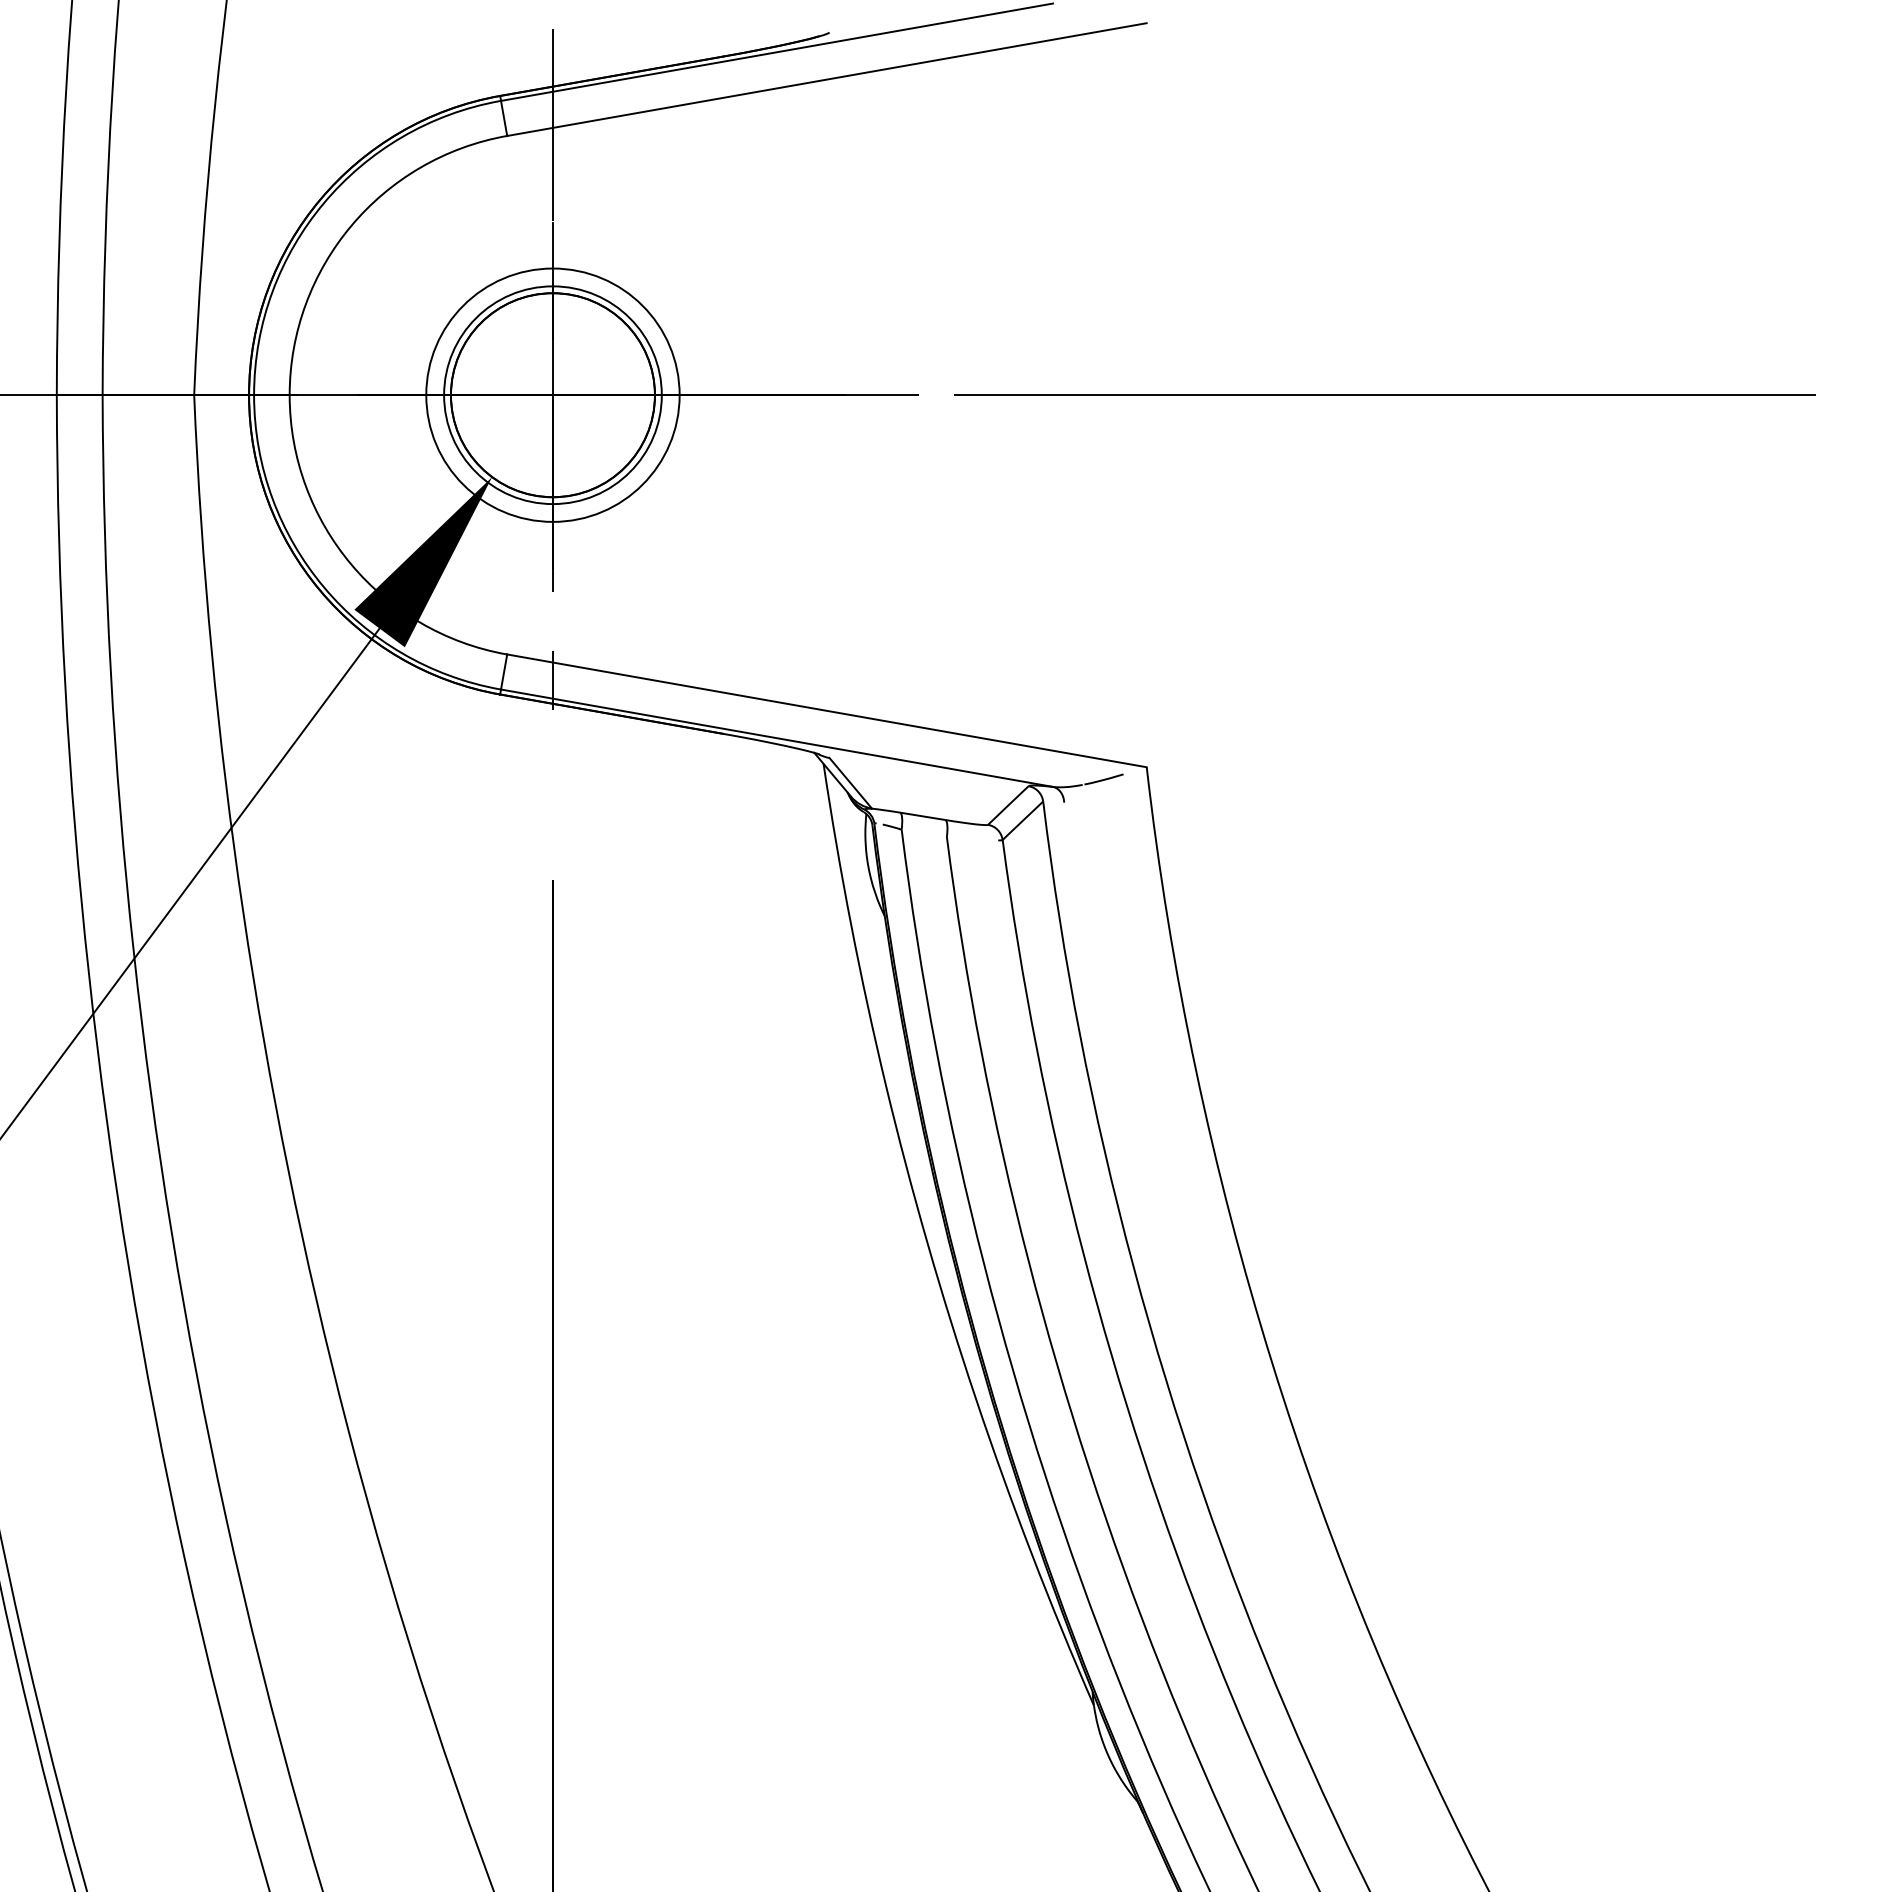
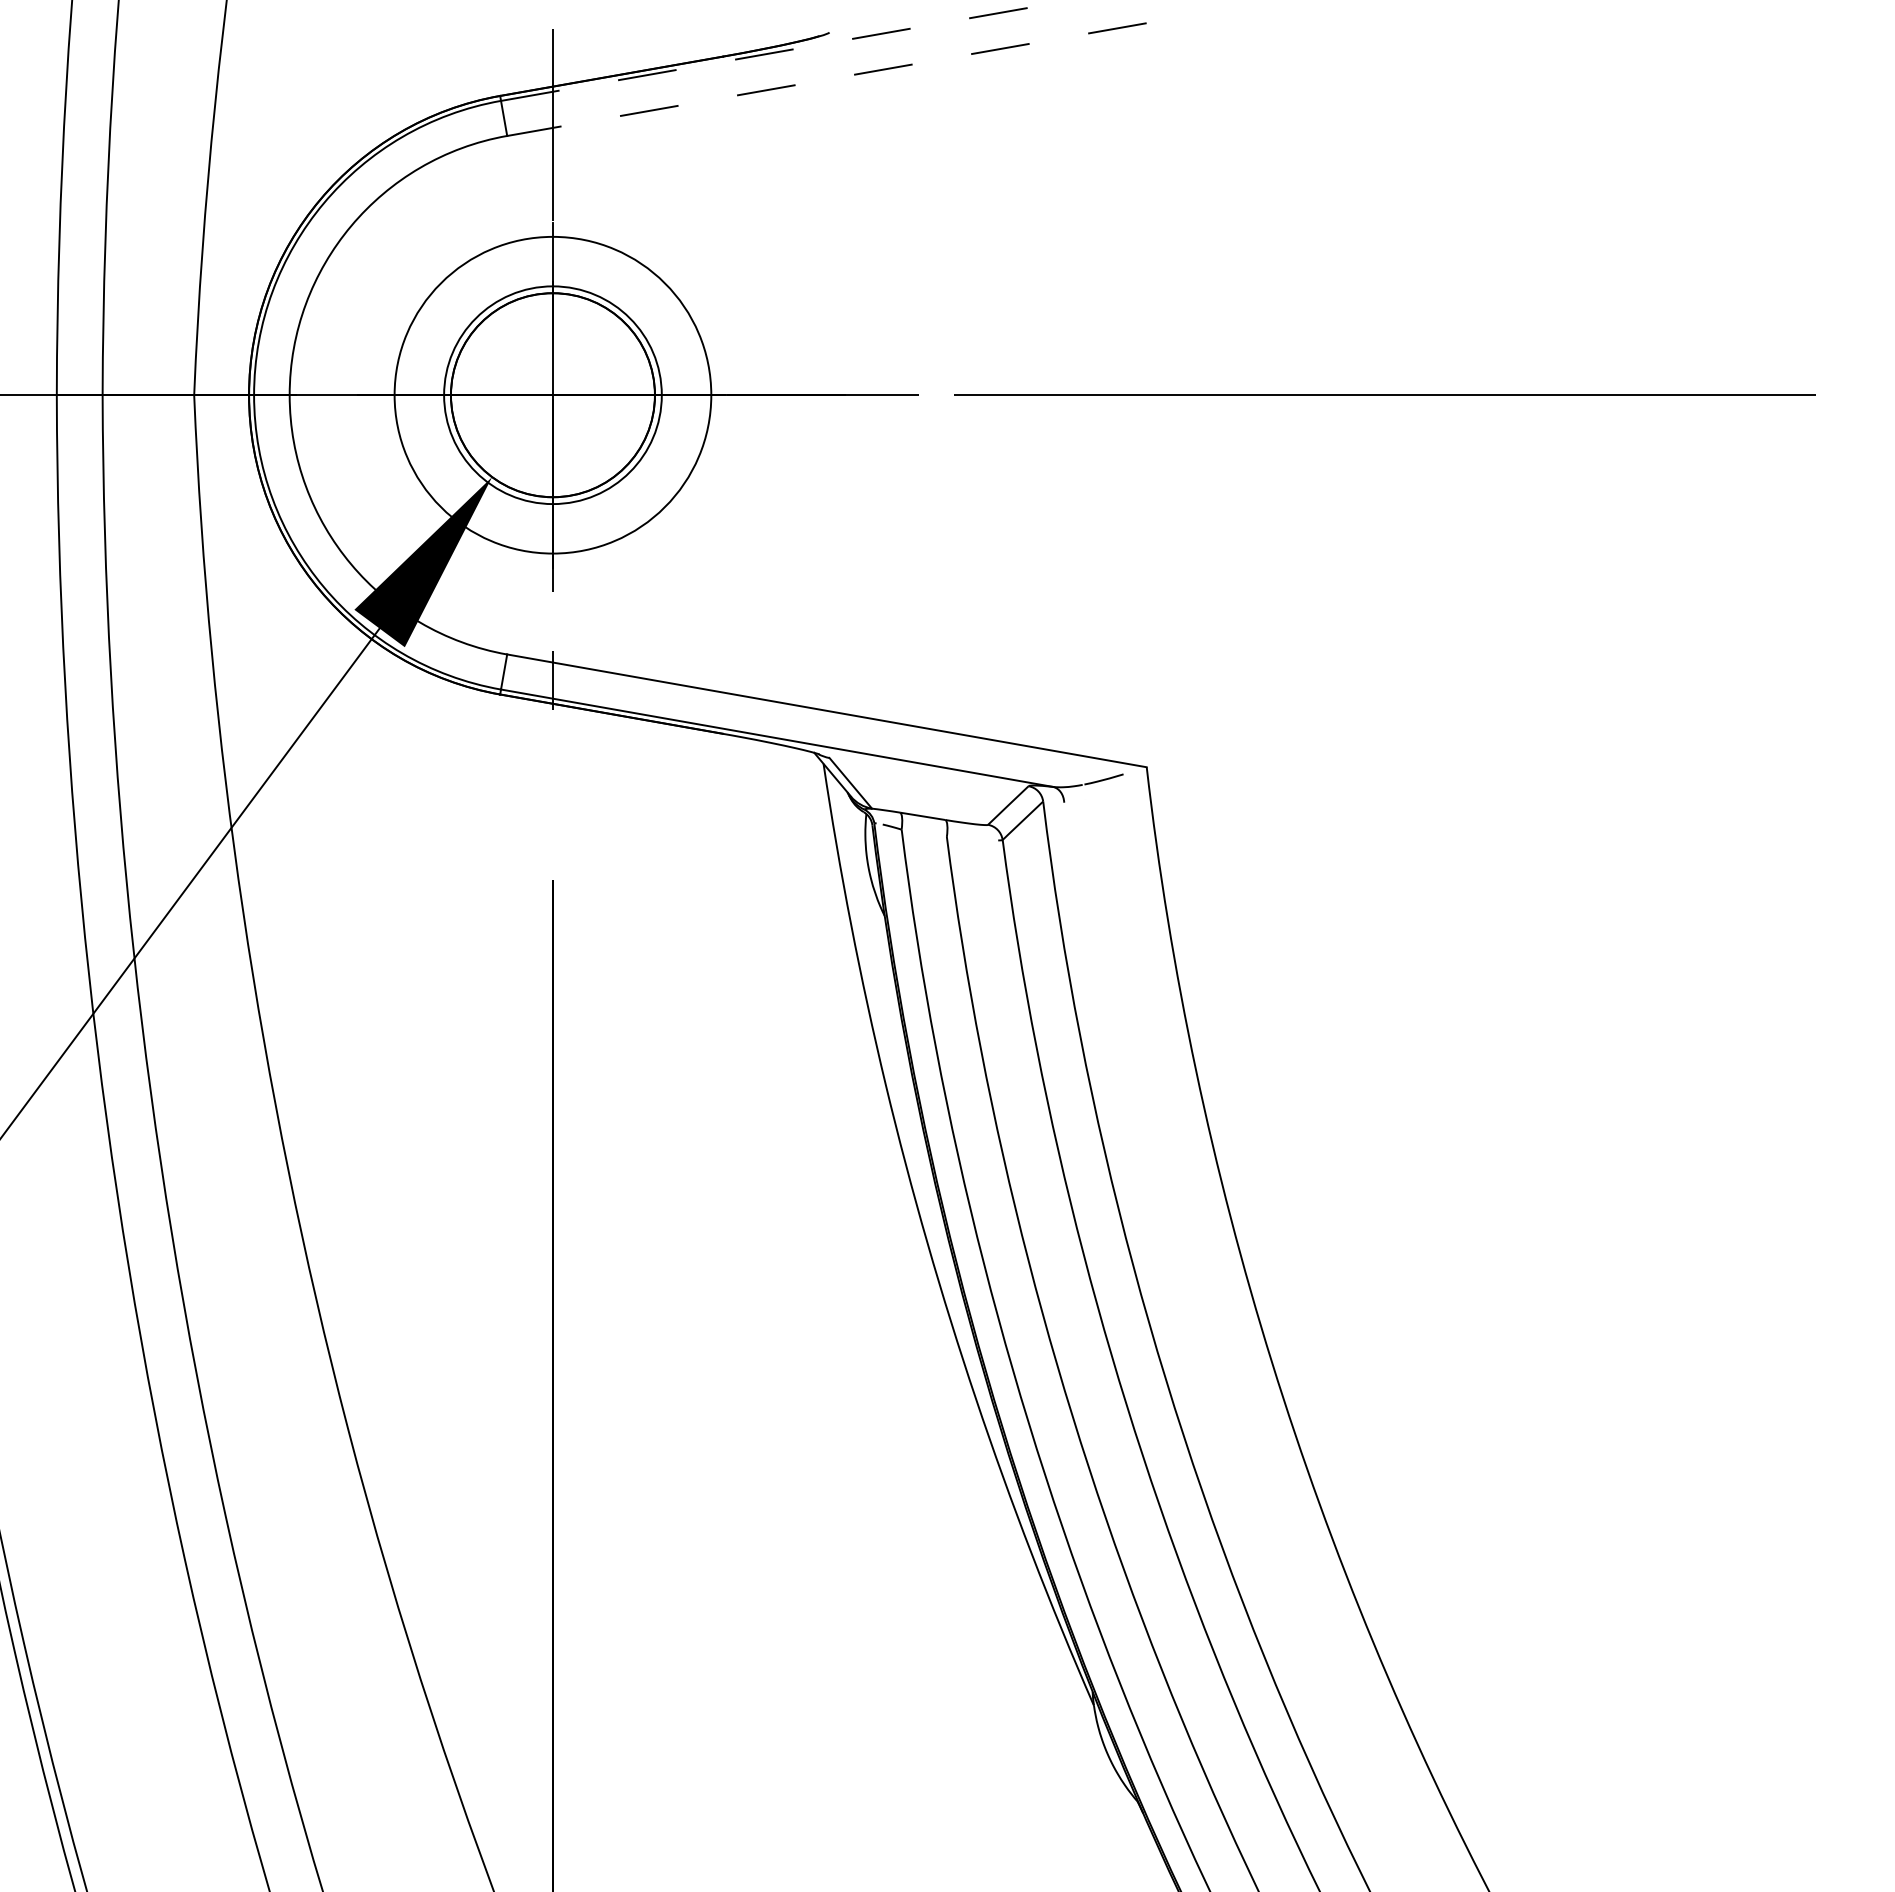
line: solid -> dashed (777, 52)
line: solid -> dashed (826, 79)
circle diameter: 253 px -> 317 px (552, 394)
